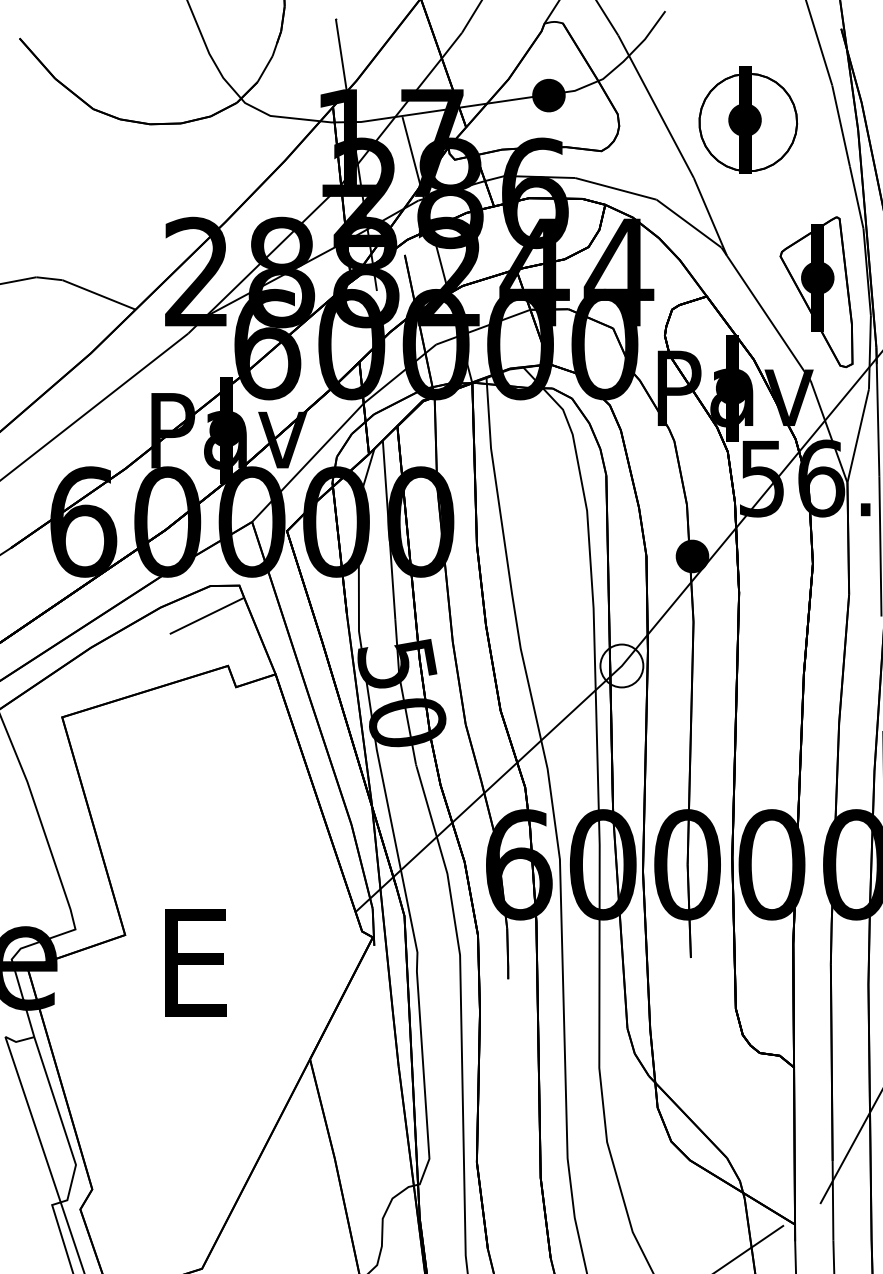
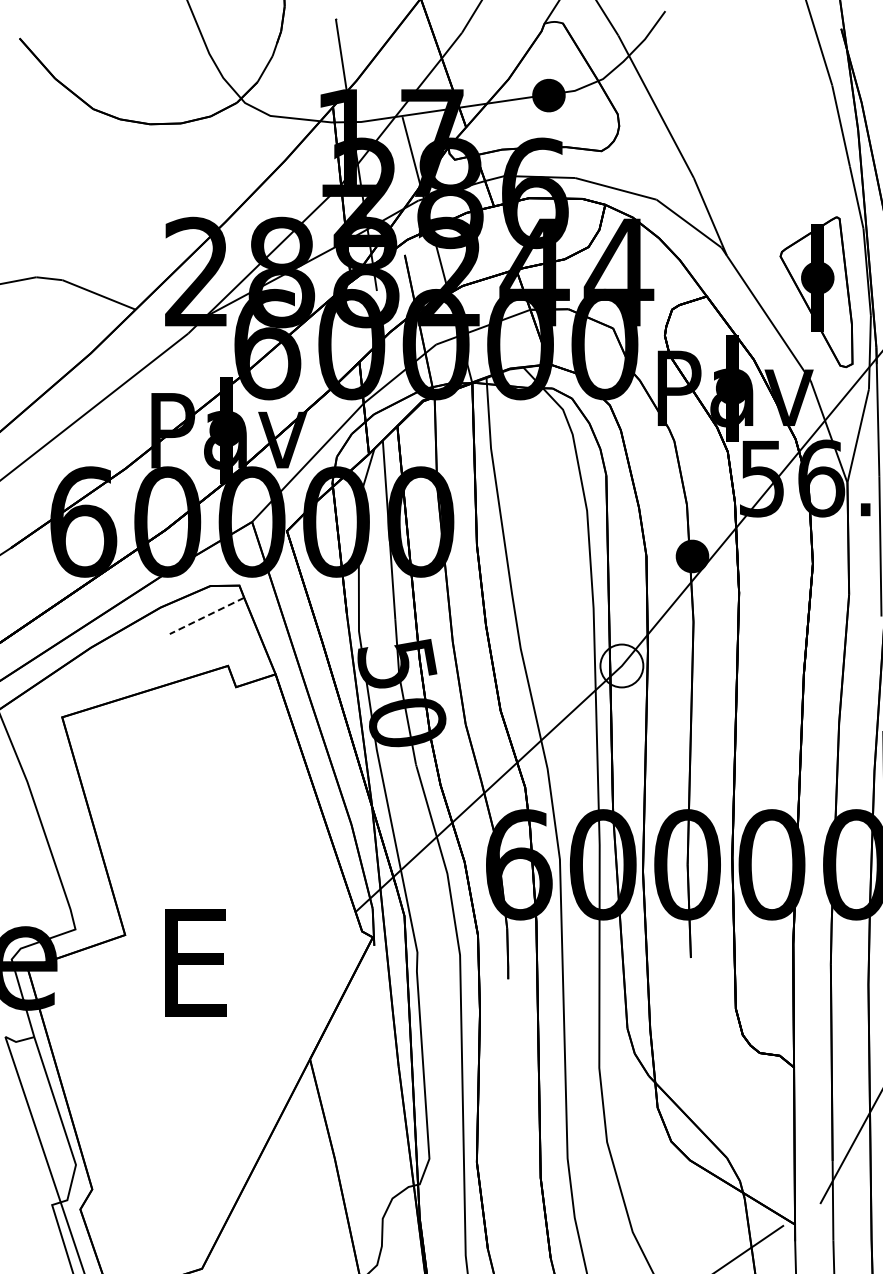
part: present -> none (748, 119)
line: solid -> dashed (206, 616)
